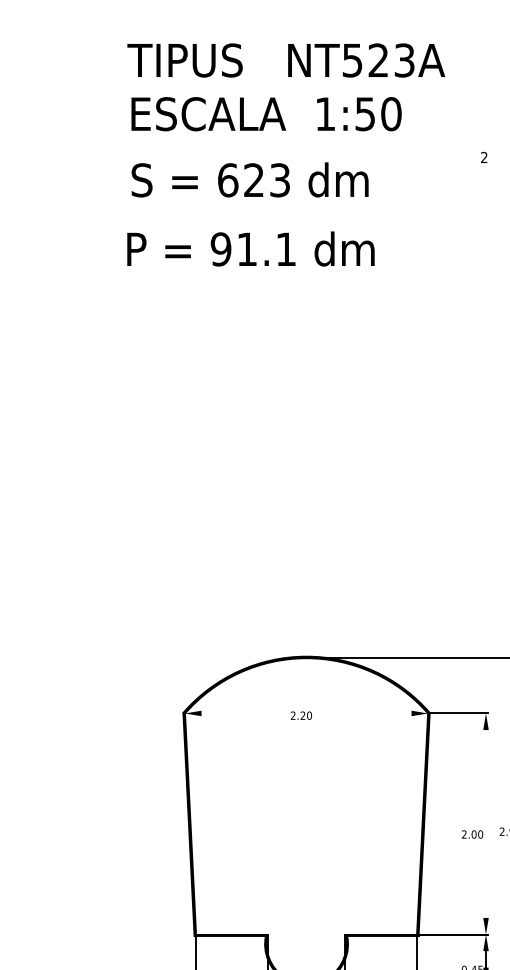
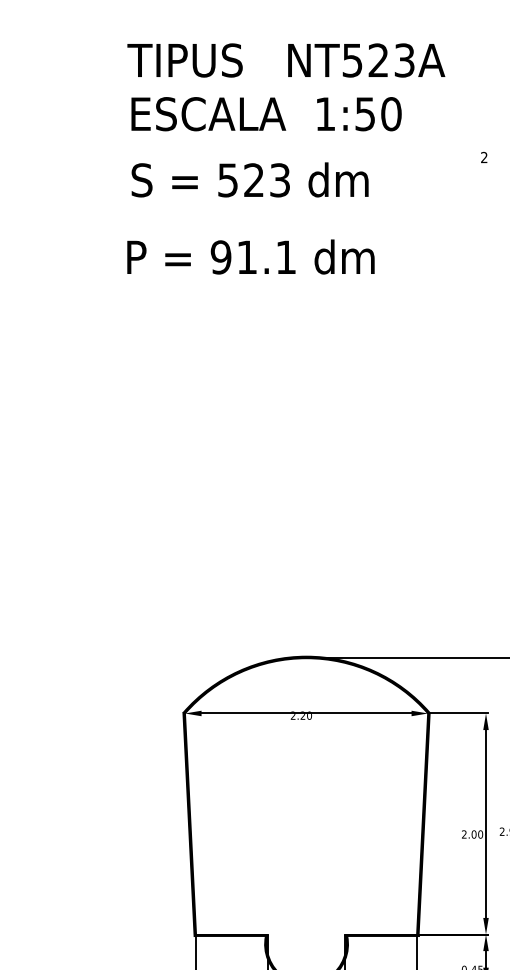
text: 623 -> 523 (228, 180)
text position: (250, 248) -> (250, 256) (250, 256)
line: none -> present (306, 713)
line: none -> present (486, 823)
